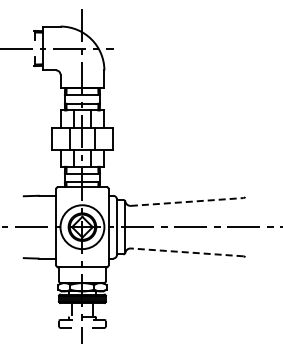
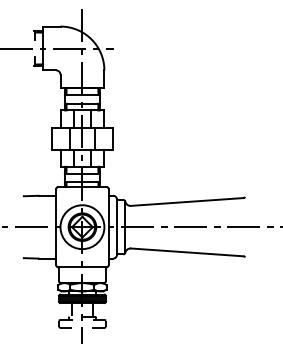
line: dashed -> solid (187, 201)
line: dashed -> solid (186, 252)
